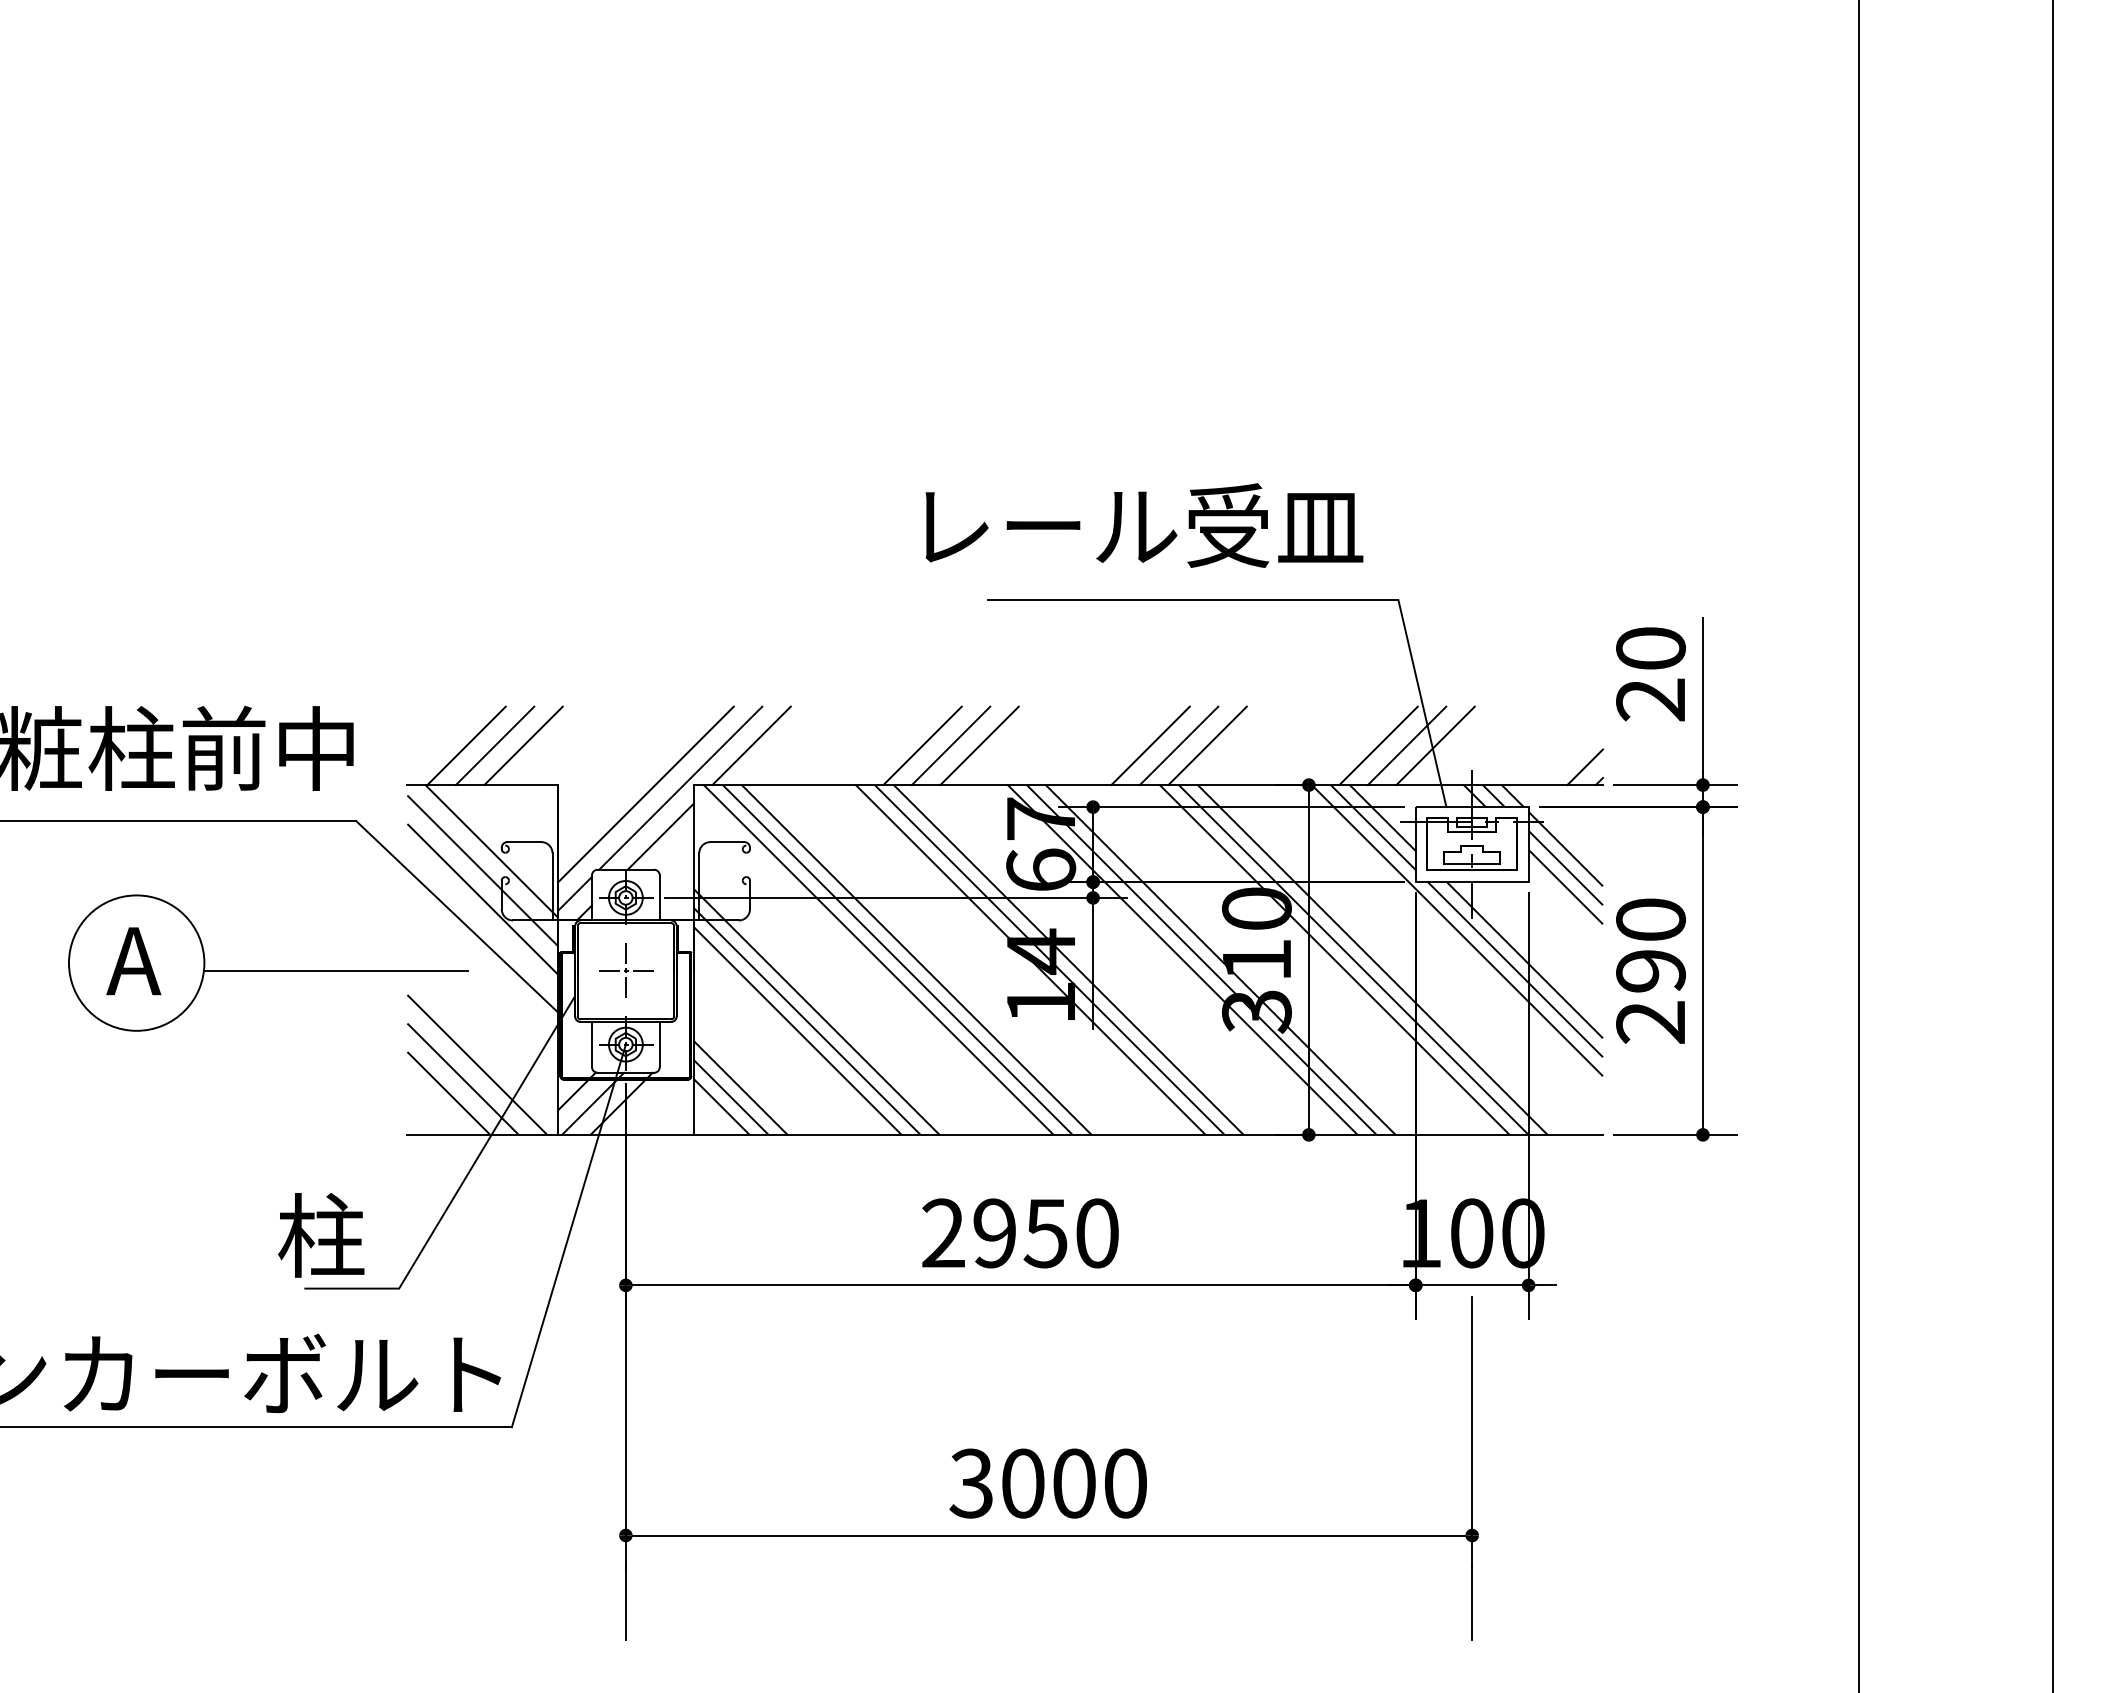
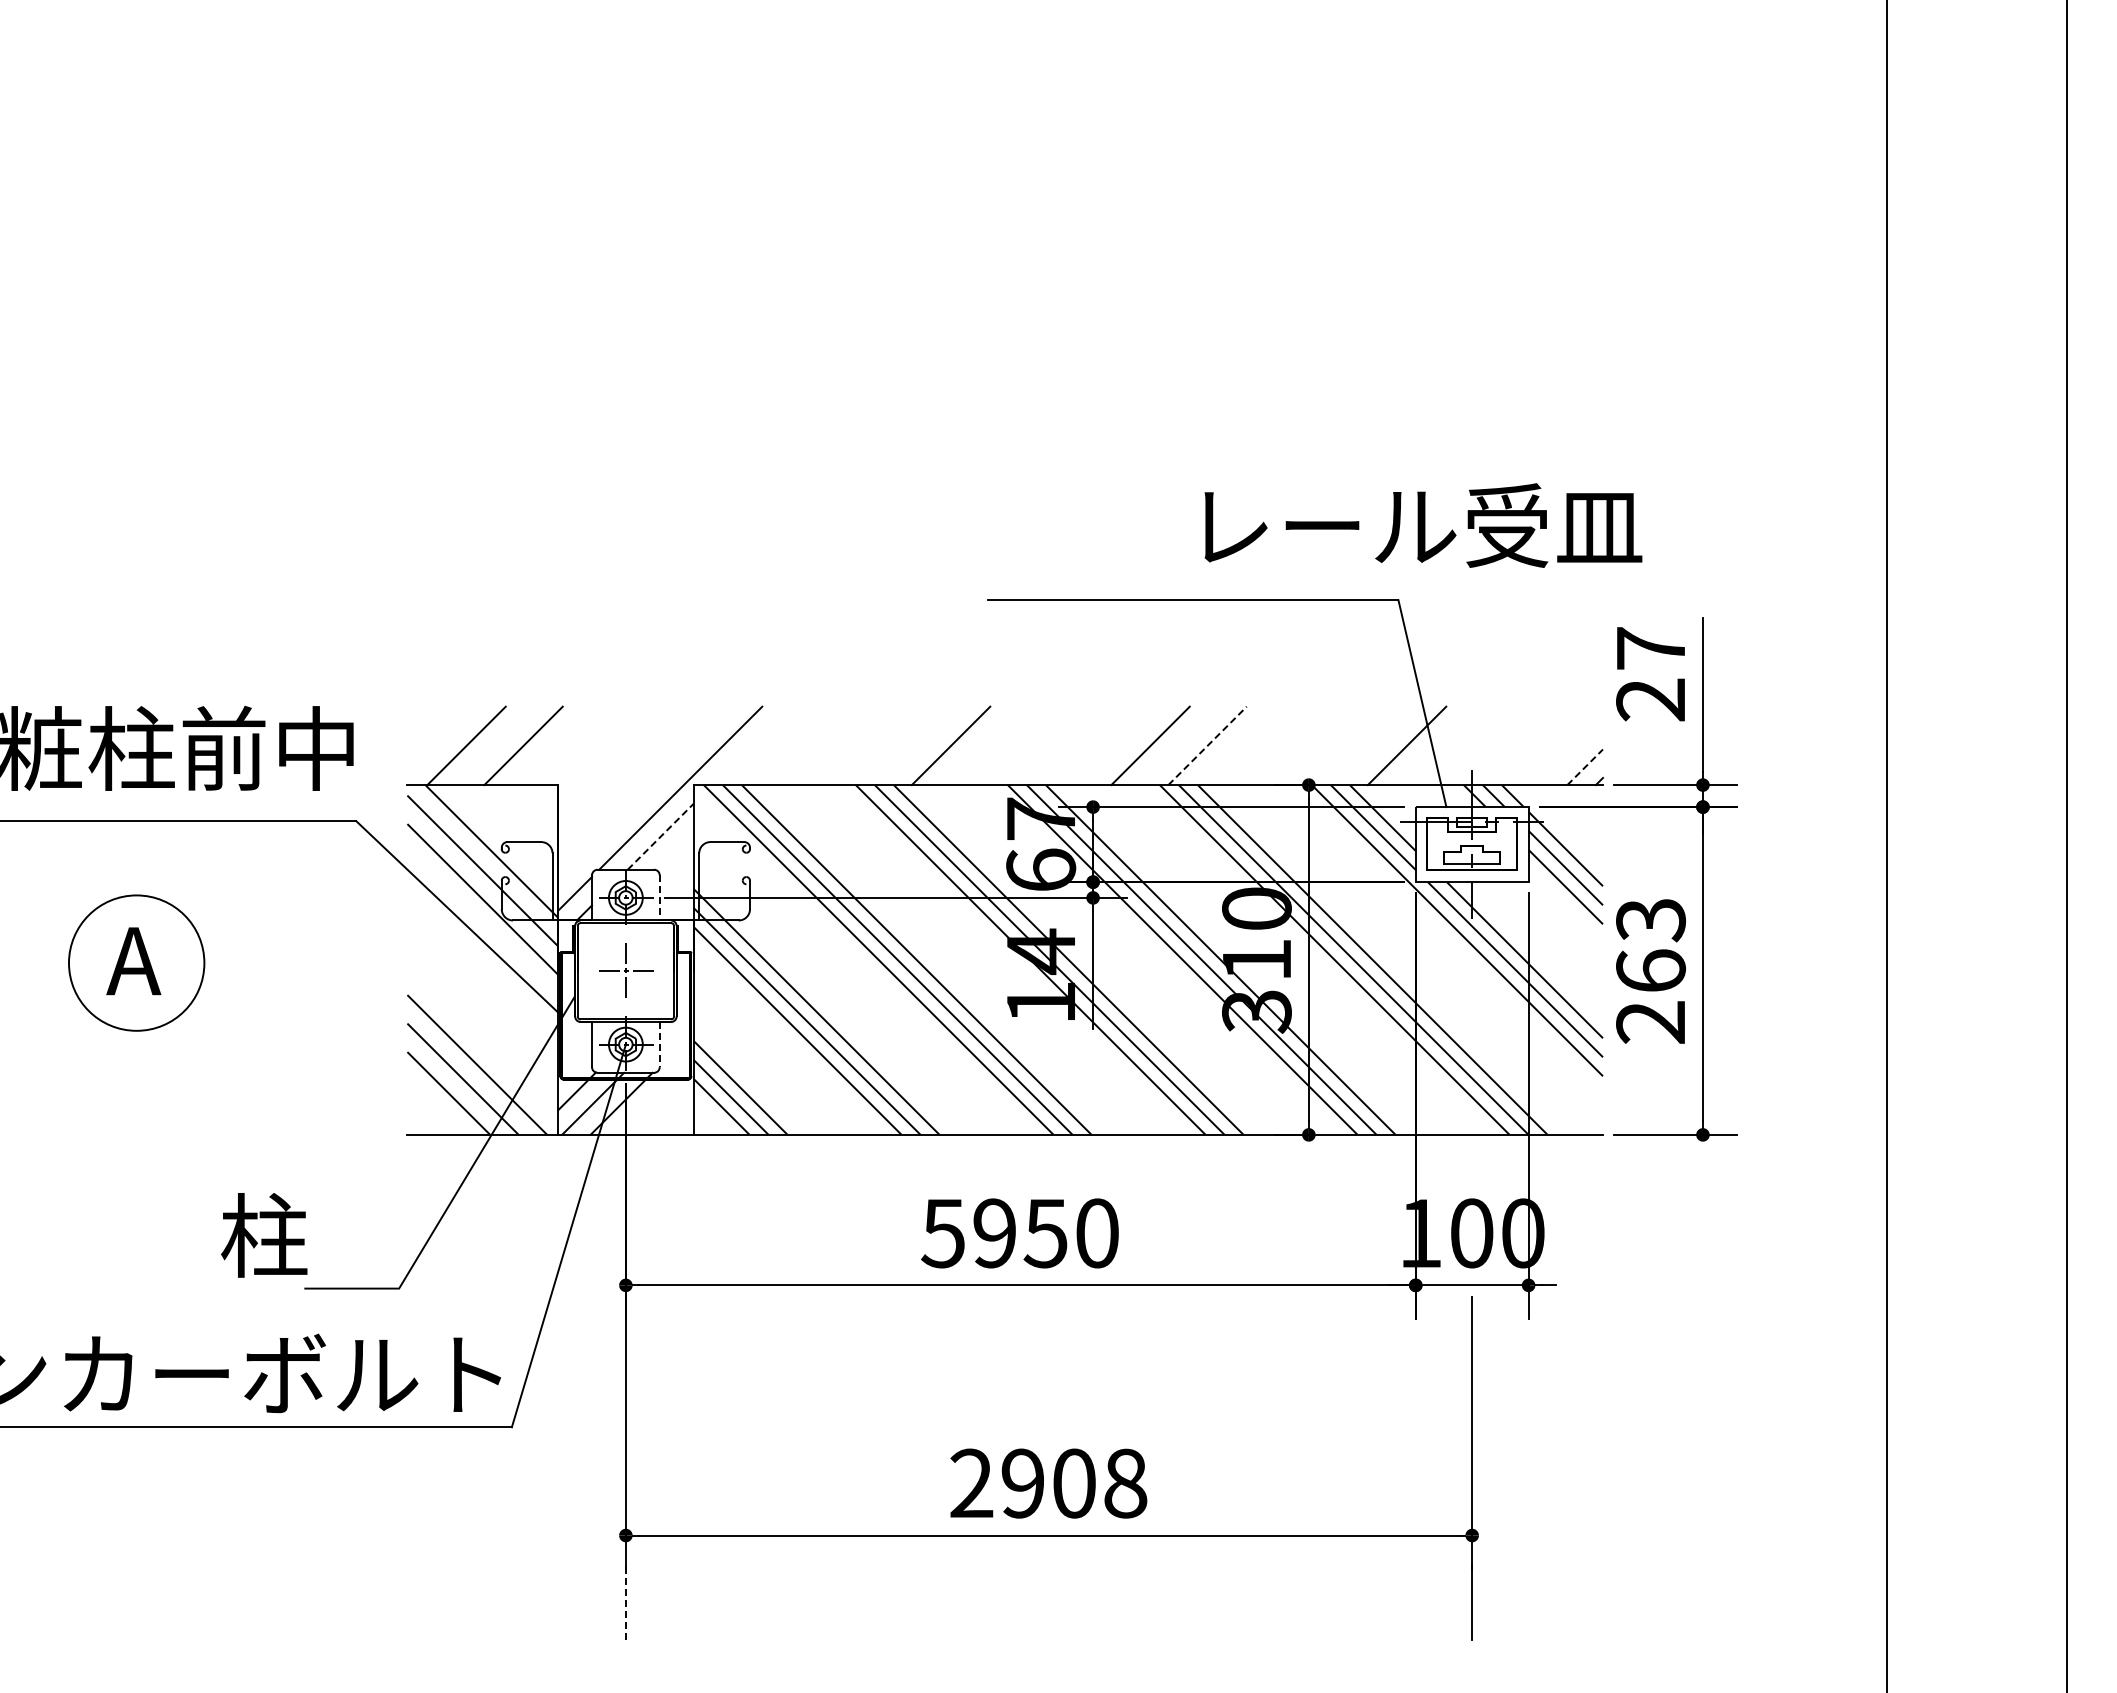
text position: (1144, 525) -> (1423, 525) (1423, 525)
text: 20 -> 27 (1650, 648)
line: present -> none (494, 745)
line: present -> none (751, 745)
line: present -> none (922, 745)
line: present -> none (979, 745)
line: present -> none (1178, 745)
line: solid -> dashed (1207, 745)
line: present -> none (1378, 745)
line: present -> none (1435, 745)
line: solid -> dashed (1585, 766)
line: present -> none (645, 794)
line: solid -> dashed (660, 836)
line position: (1858, 845) -> (1886, 845) (1886, 845)
line position: (2053, 845) -> (2067, 845) (2067, 845)
line: solid -> dashed (659, 897)
text: 290 -> 263 (1650, 945)
line: present -> none (335, 971)
line: solid -> dashed (659, 1044)
text: 2950 -> 5950 (942, 1233)
text position: (321, 1235) -> (264, 1235) (264, 1235)
text: 3000 -> 2908 (1048, 1483)
line: solid -> dashed (625, 1601)
